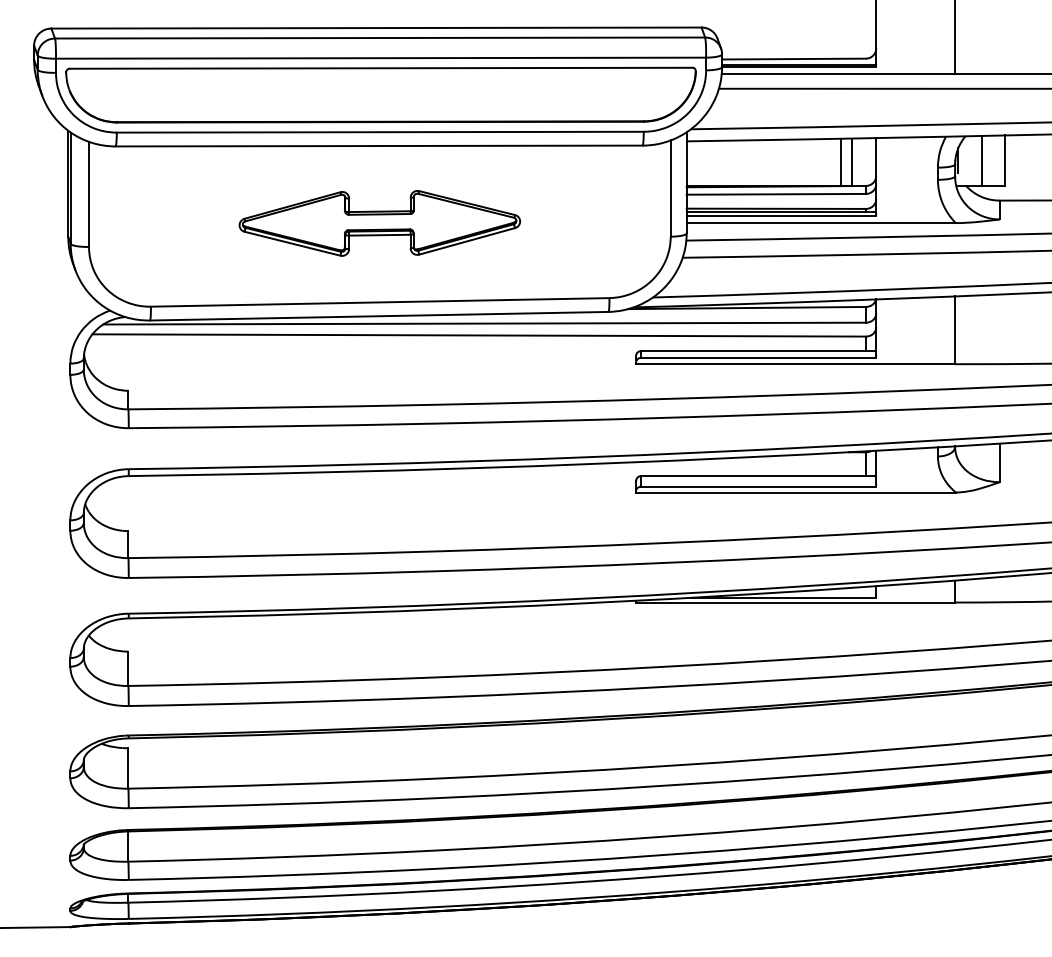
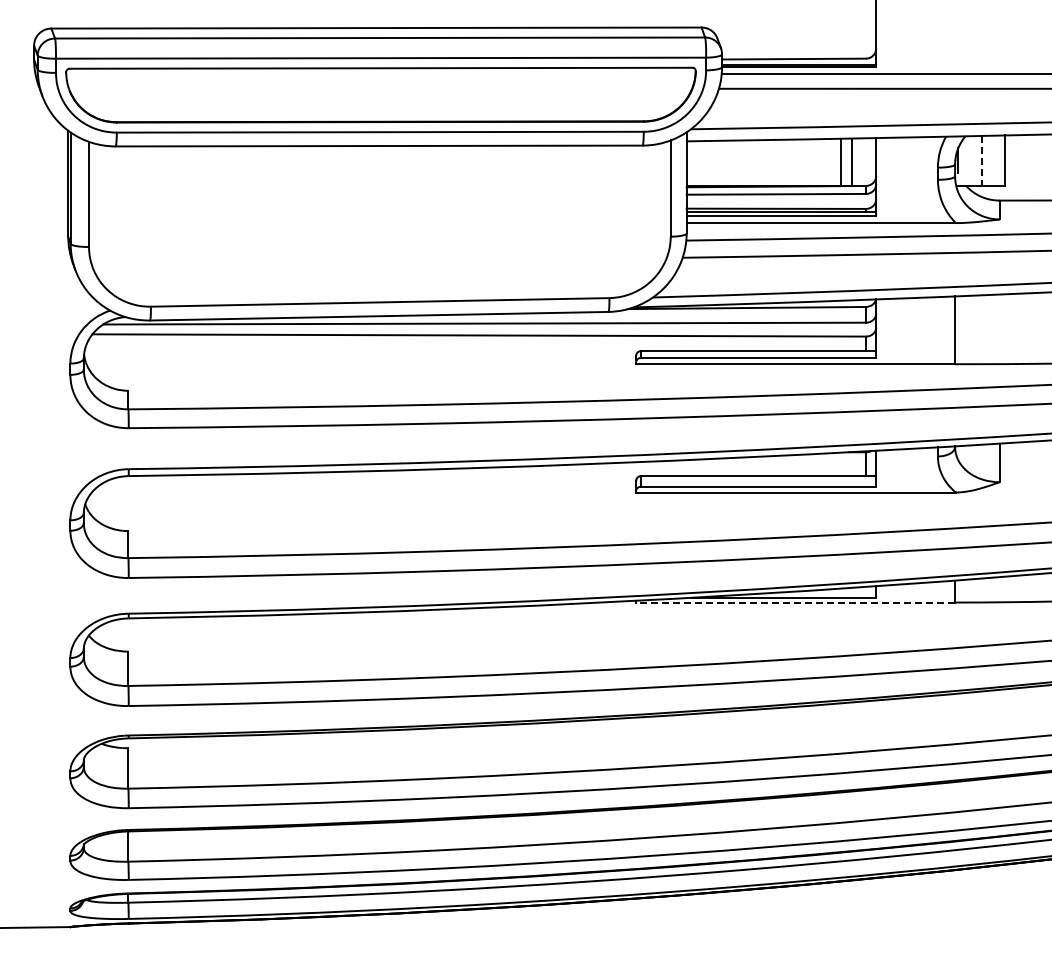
line: present -> none (955, 38)
line: solid -> dashed (981, 160)
part: present -> none (379, 223)
line: solid -> dashed (795, 602)
